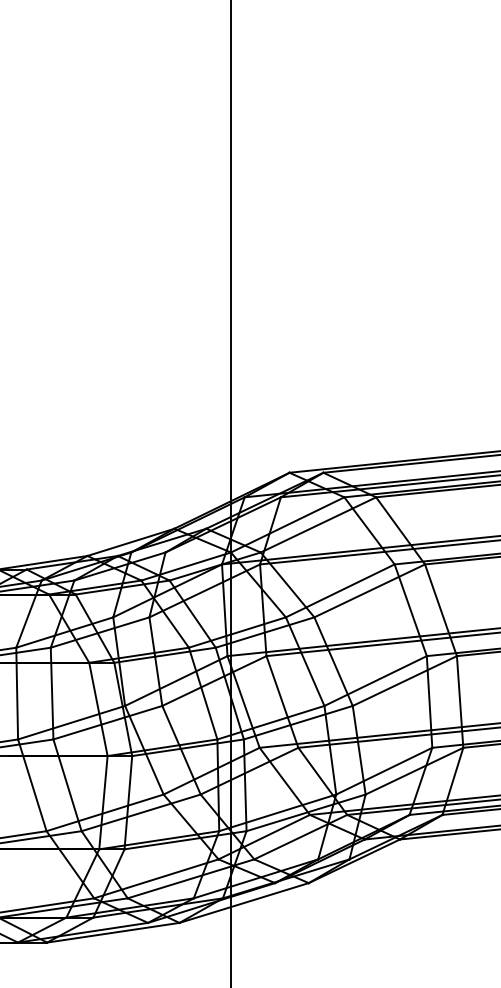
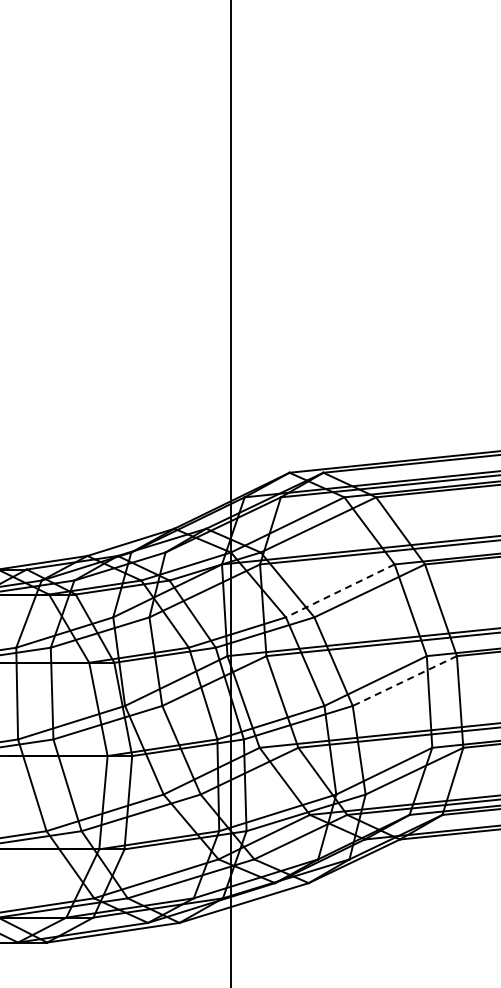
line: solid -> dashed (339, 591)
line: solid -> dashed (404, 681)
